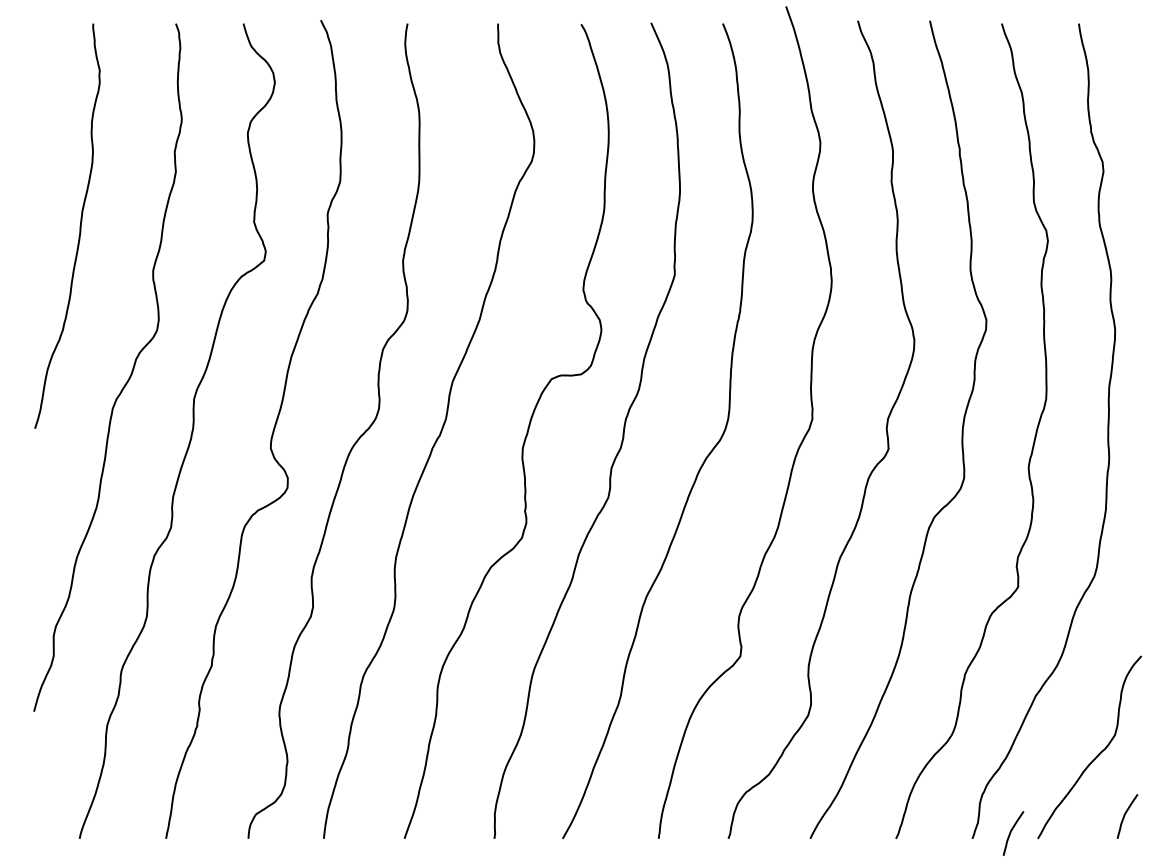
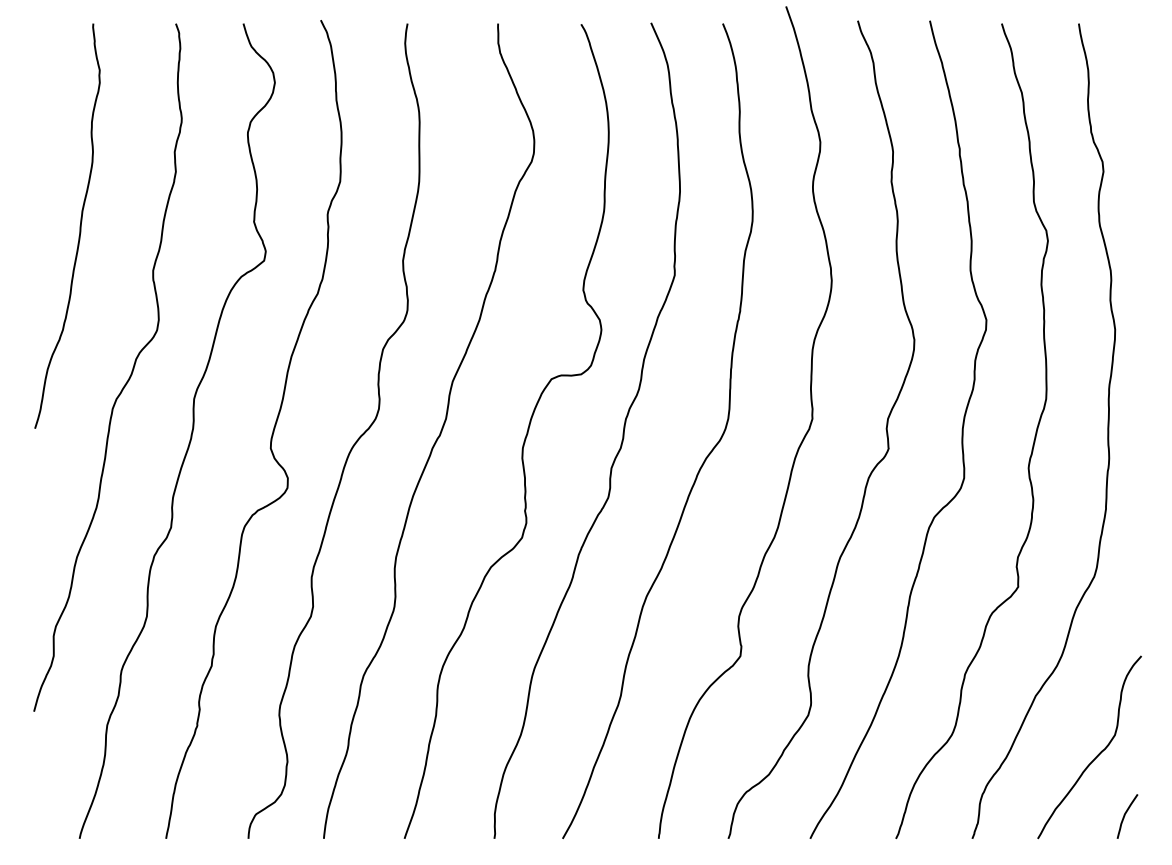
curve: present -> none (1011, 833)
